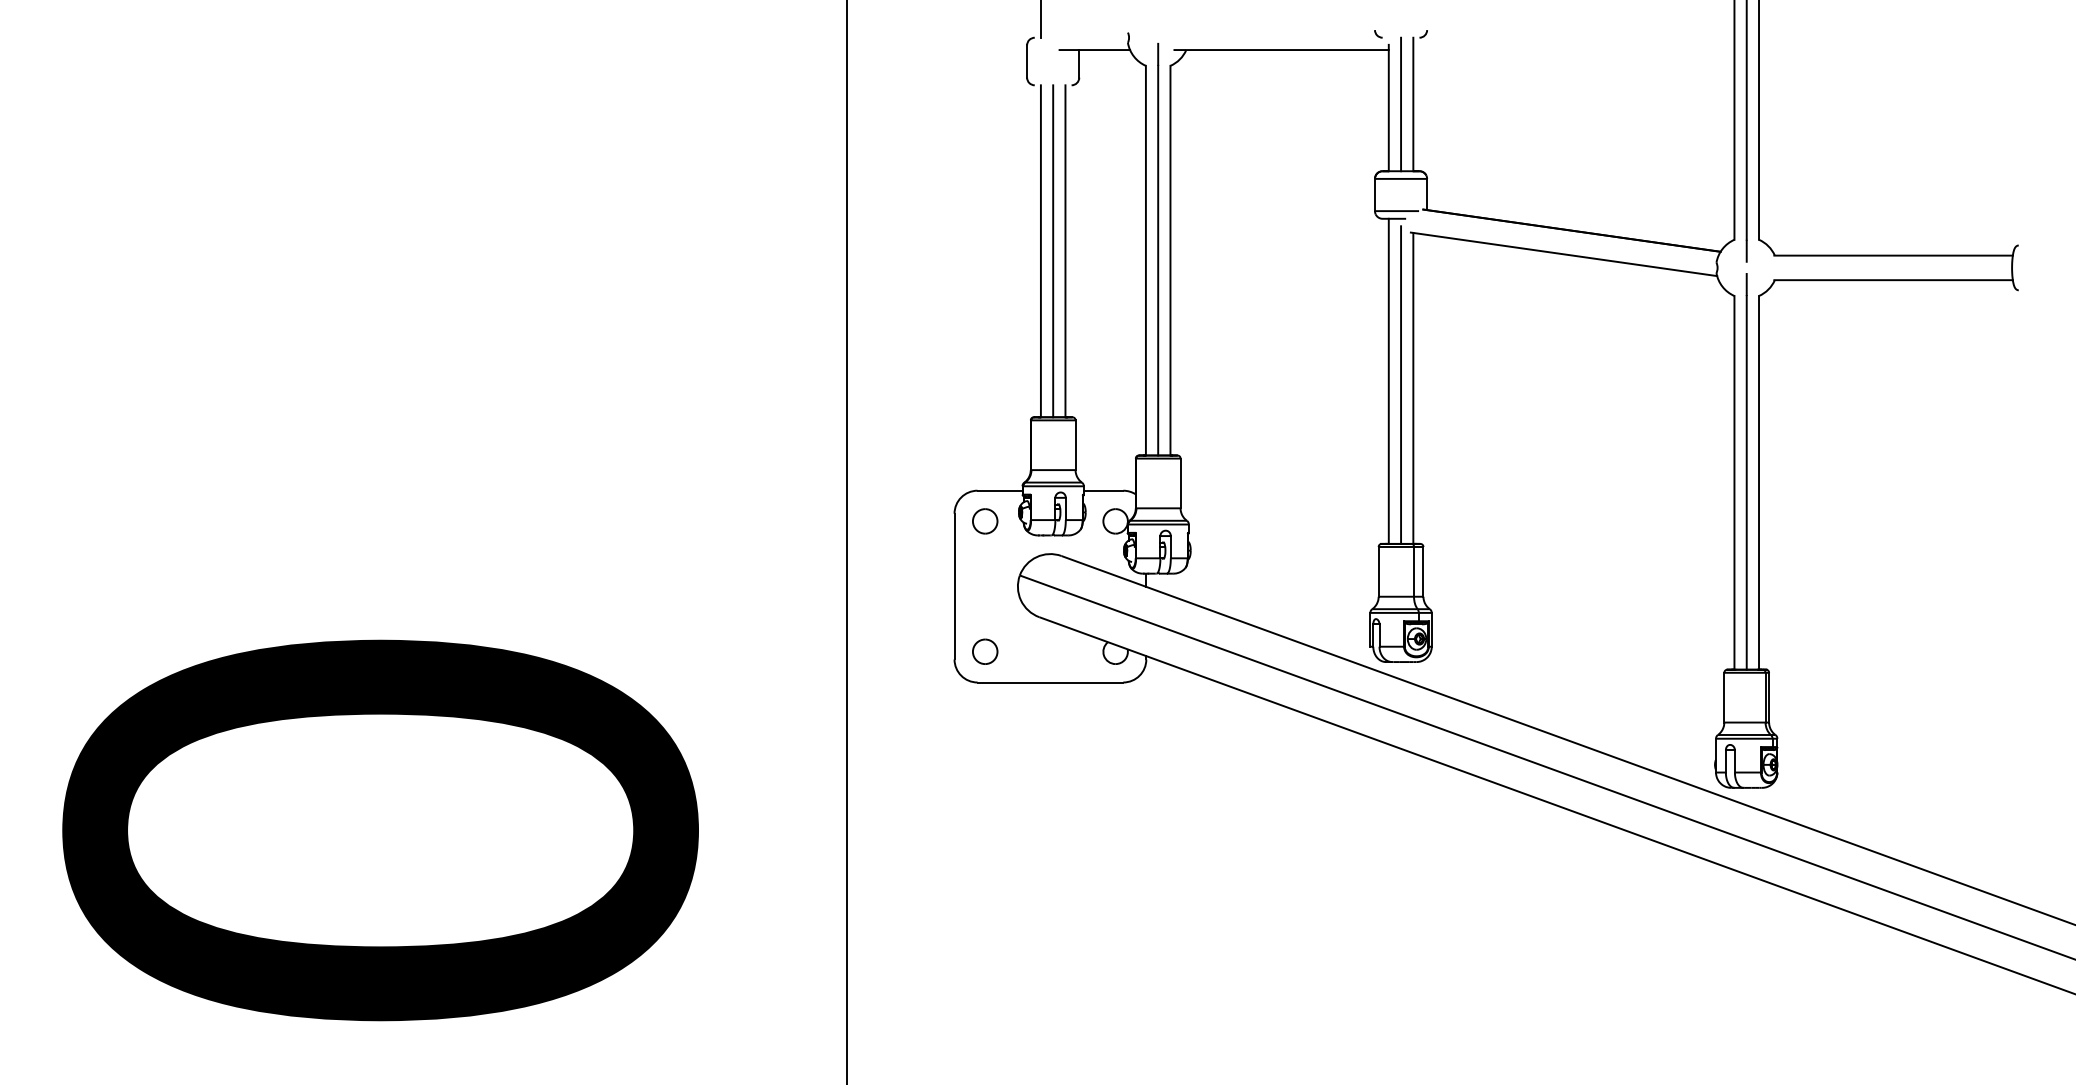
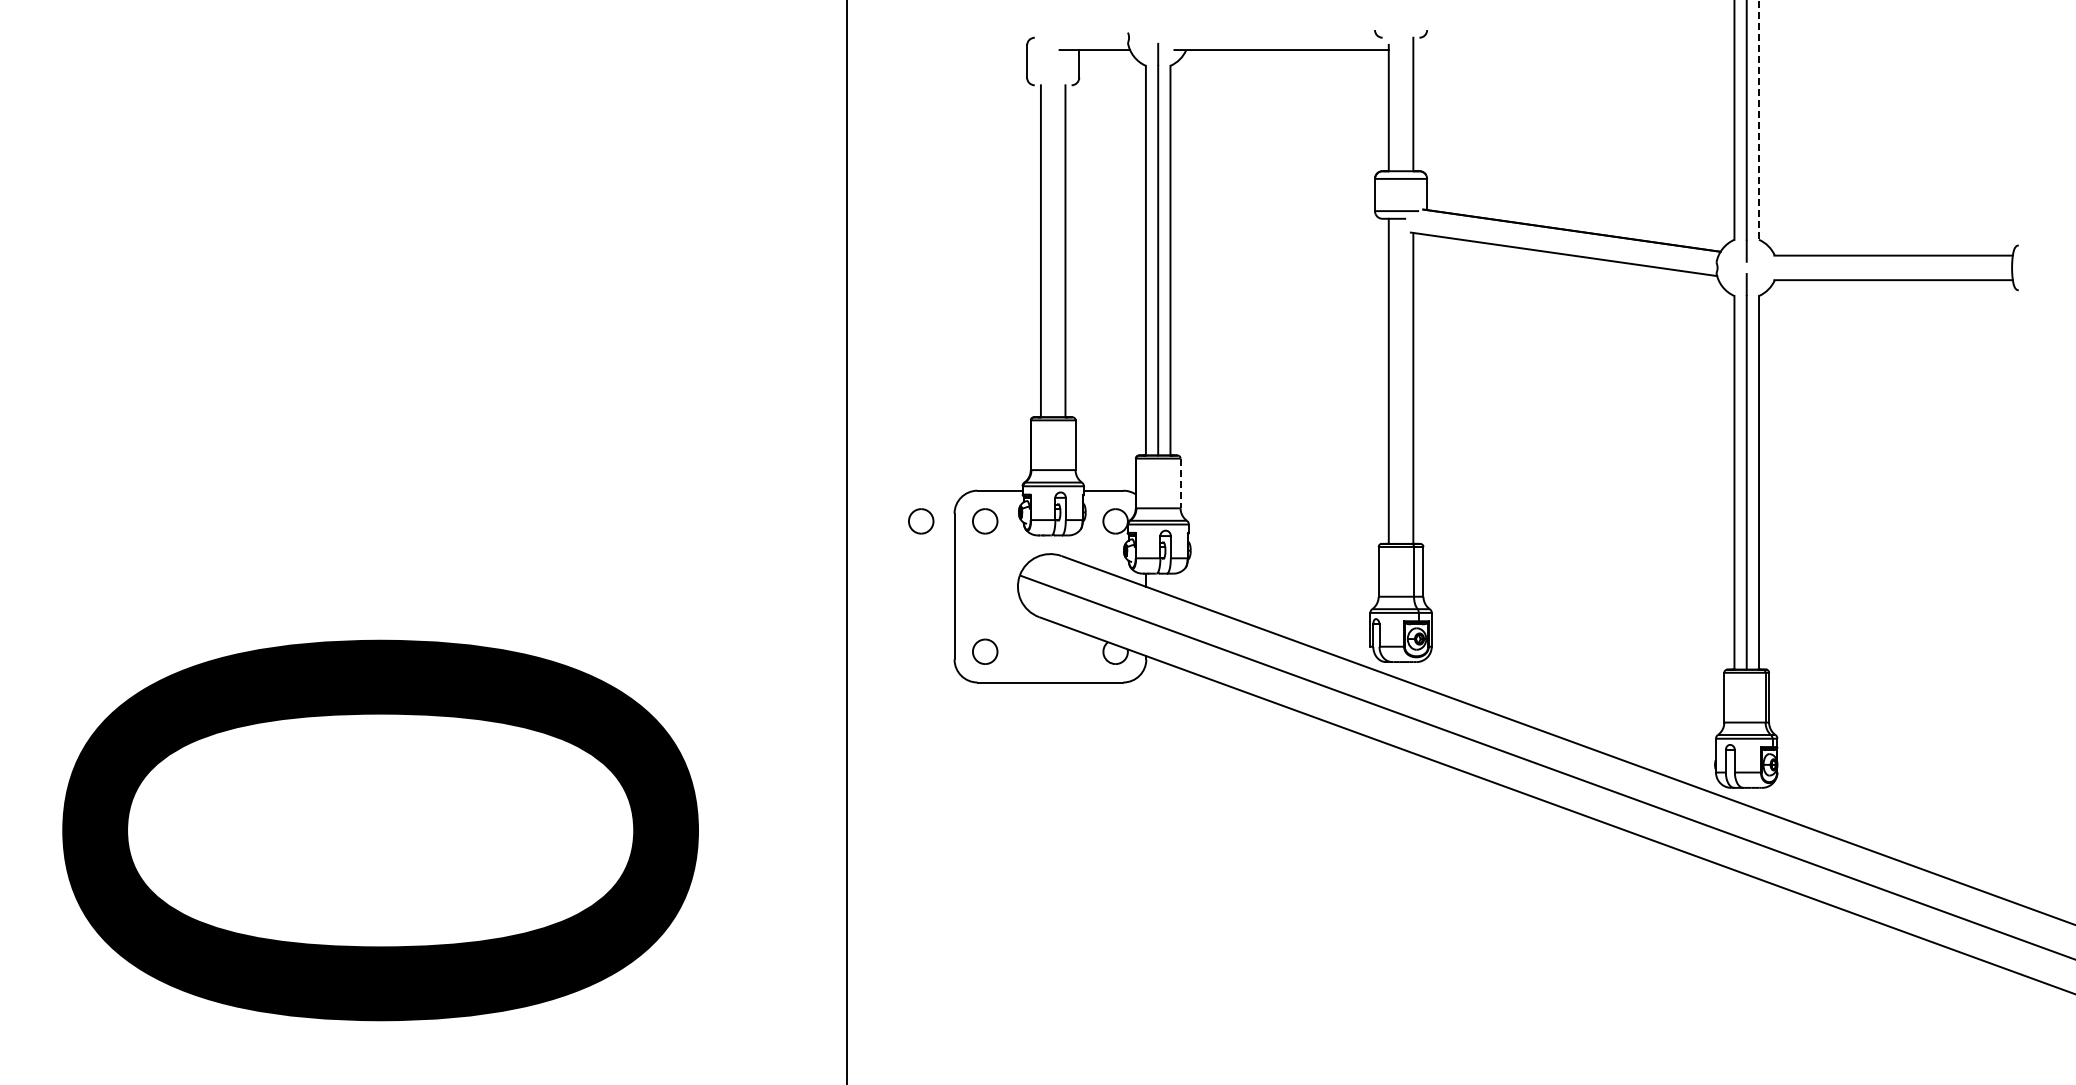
line: present -> none (1040, 19)
line: present -> none (1401, 104)
line: solid -> dashed (1759, 120)
line: present -> none (1053, 251)
line: present -> none (1401, 384)
line: solid -> dashed (1180, 483)
part: none -> present (921, 521)
